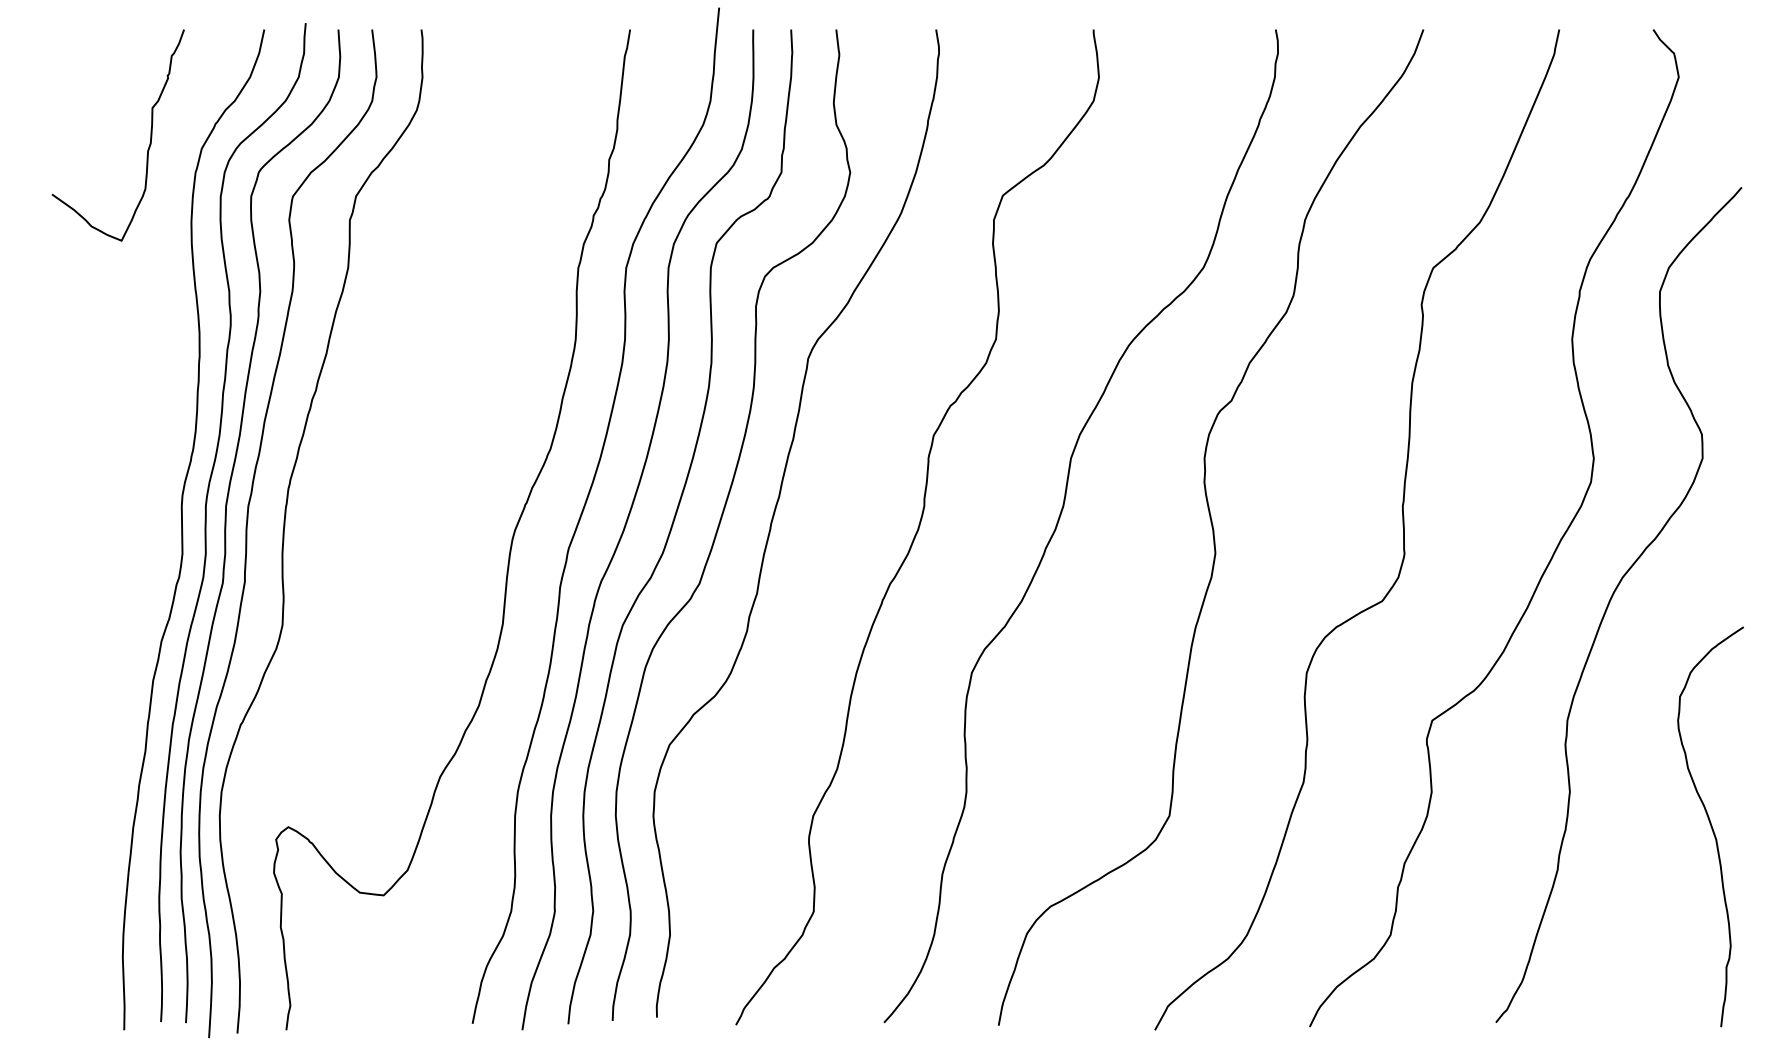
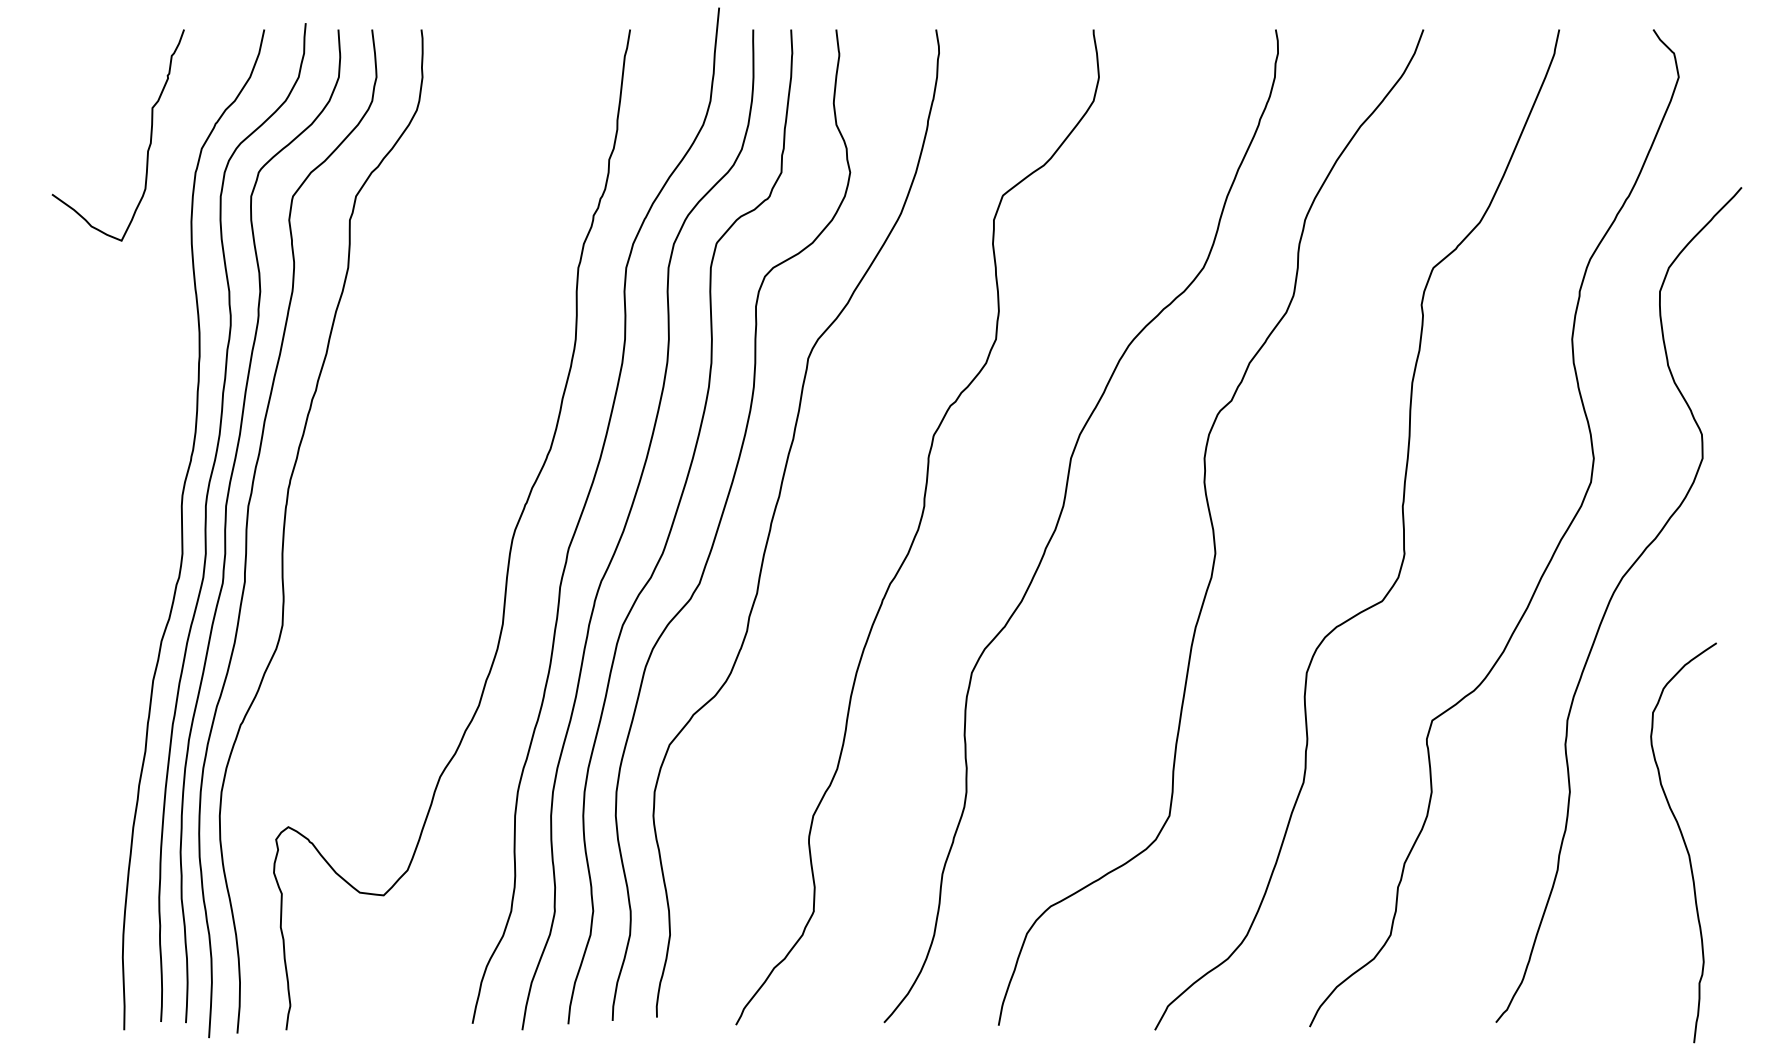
curve position: (1710, 826) -> (1683, 842) (1683, 842)
